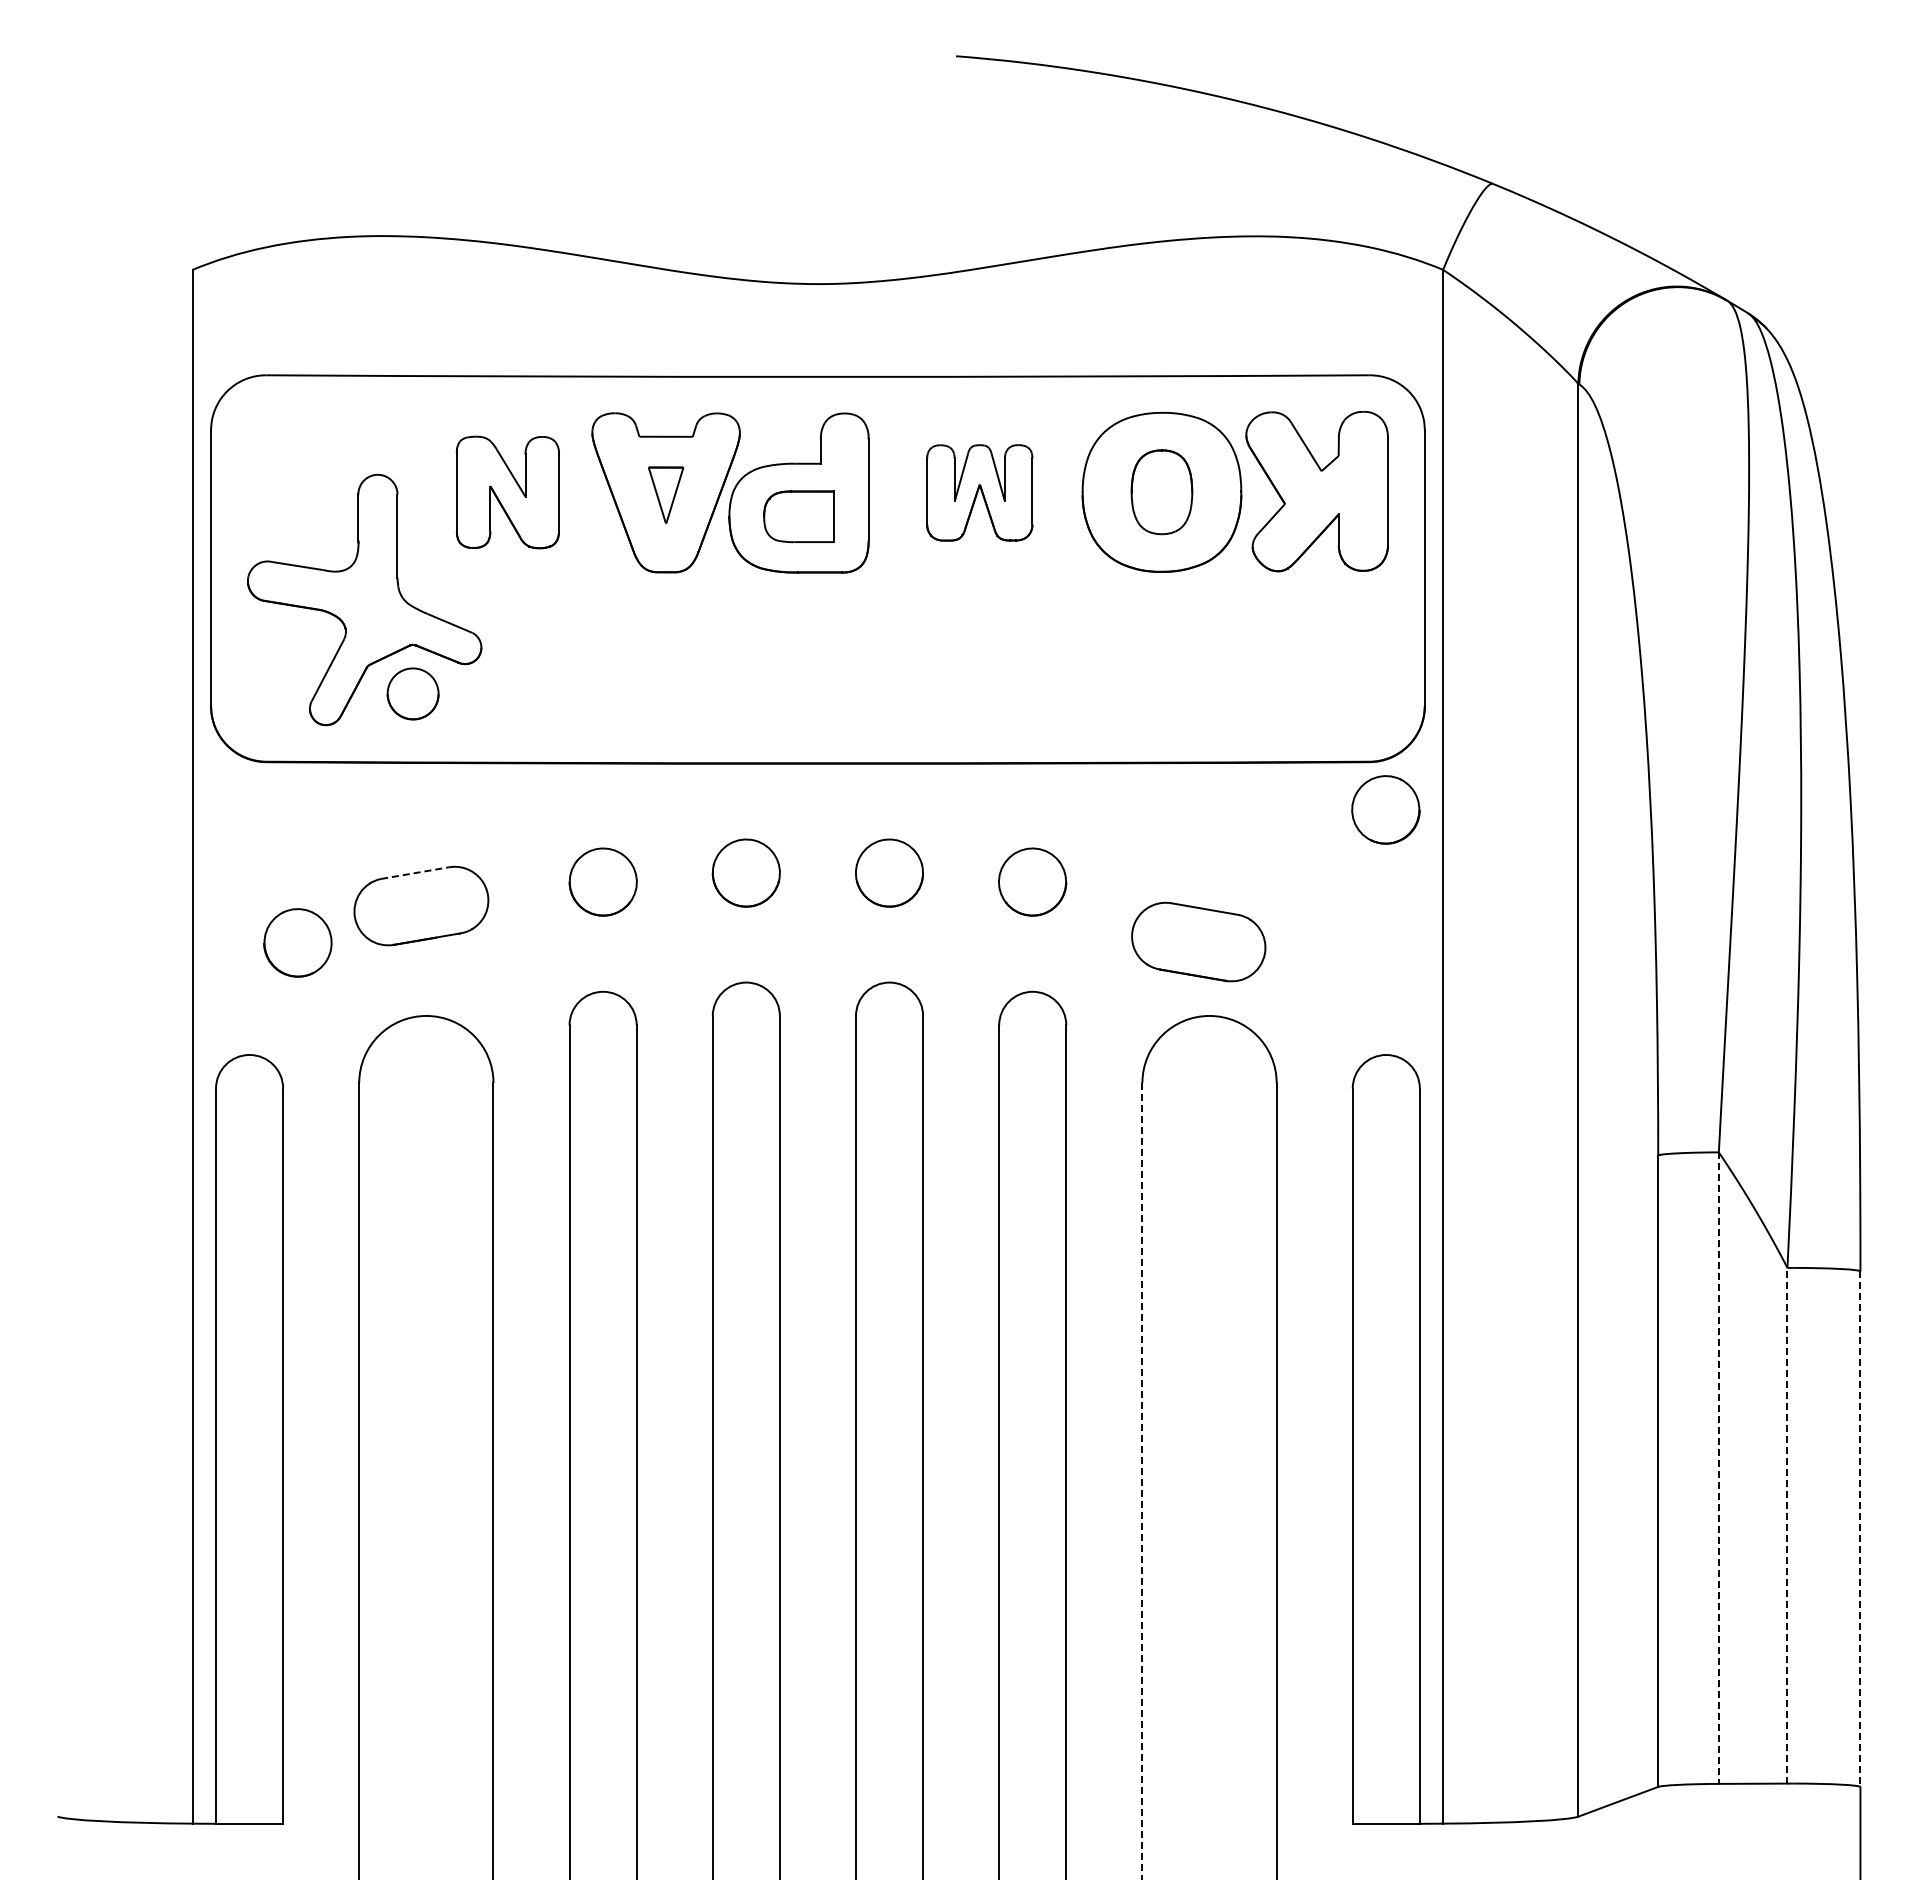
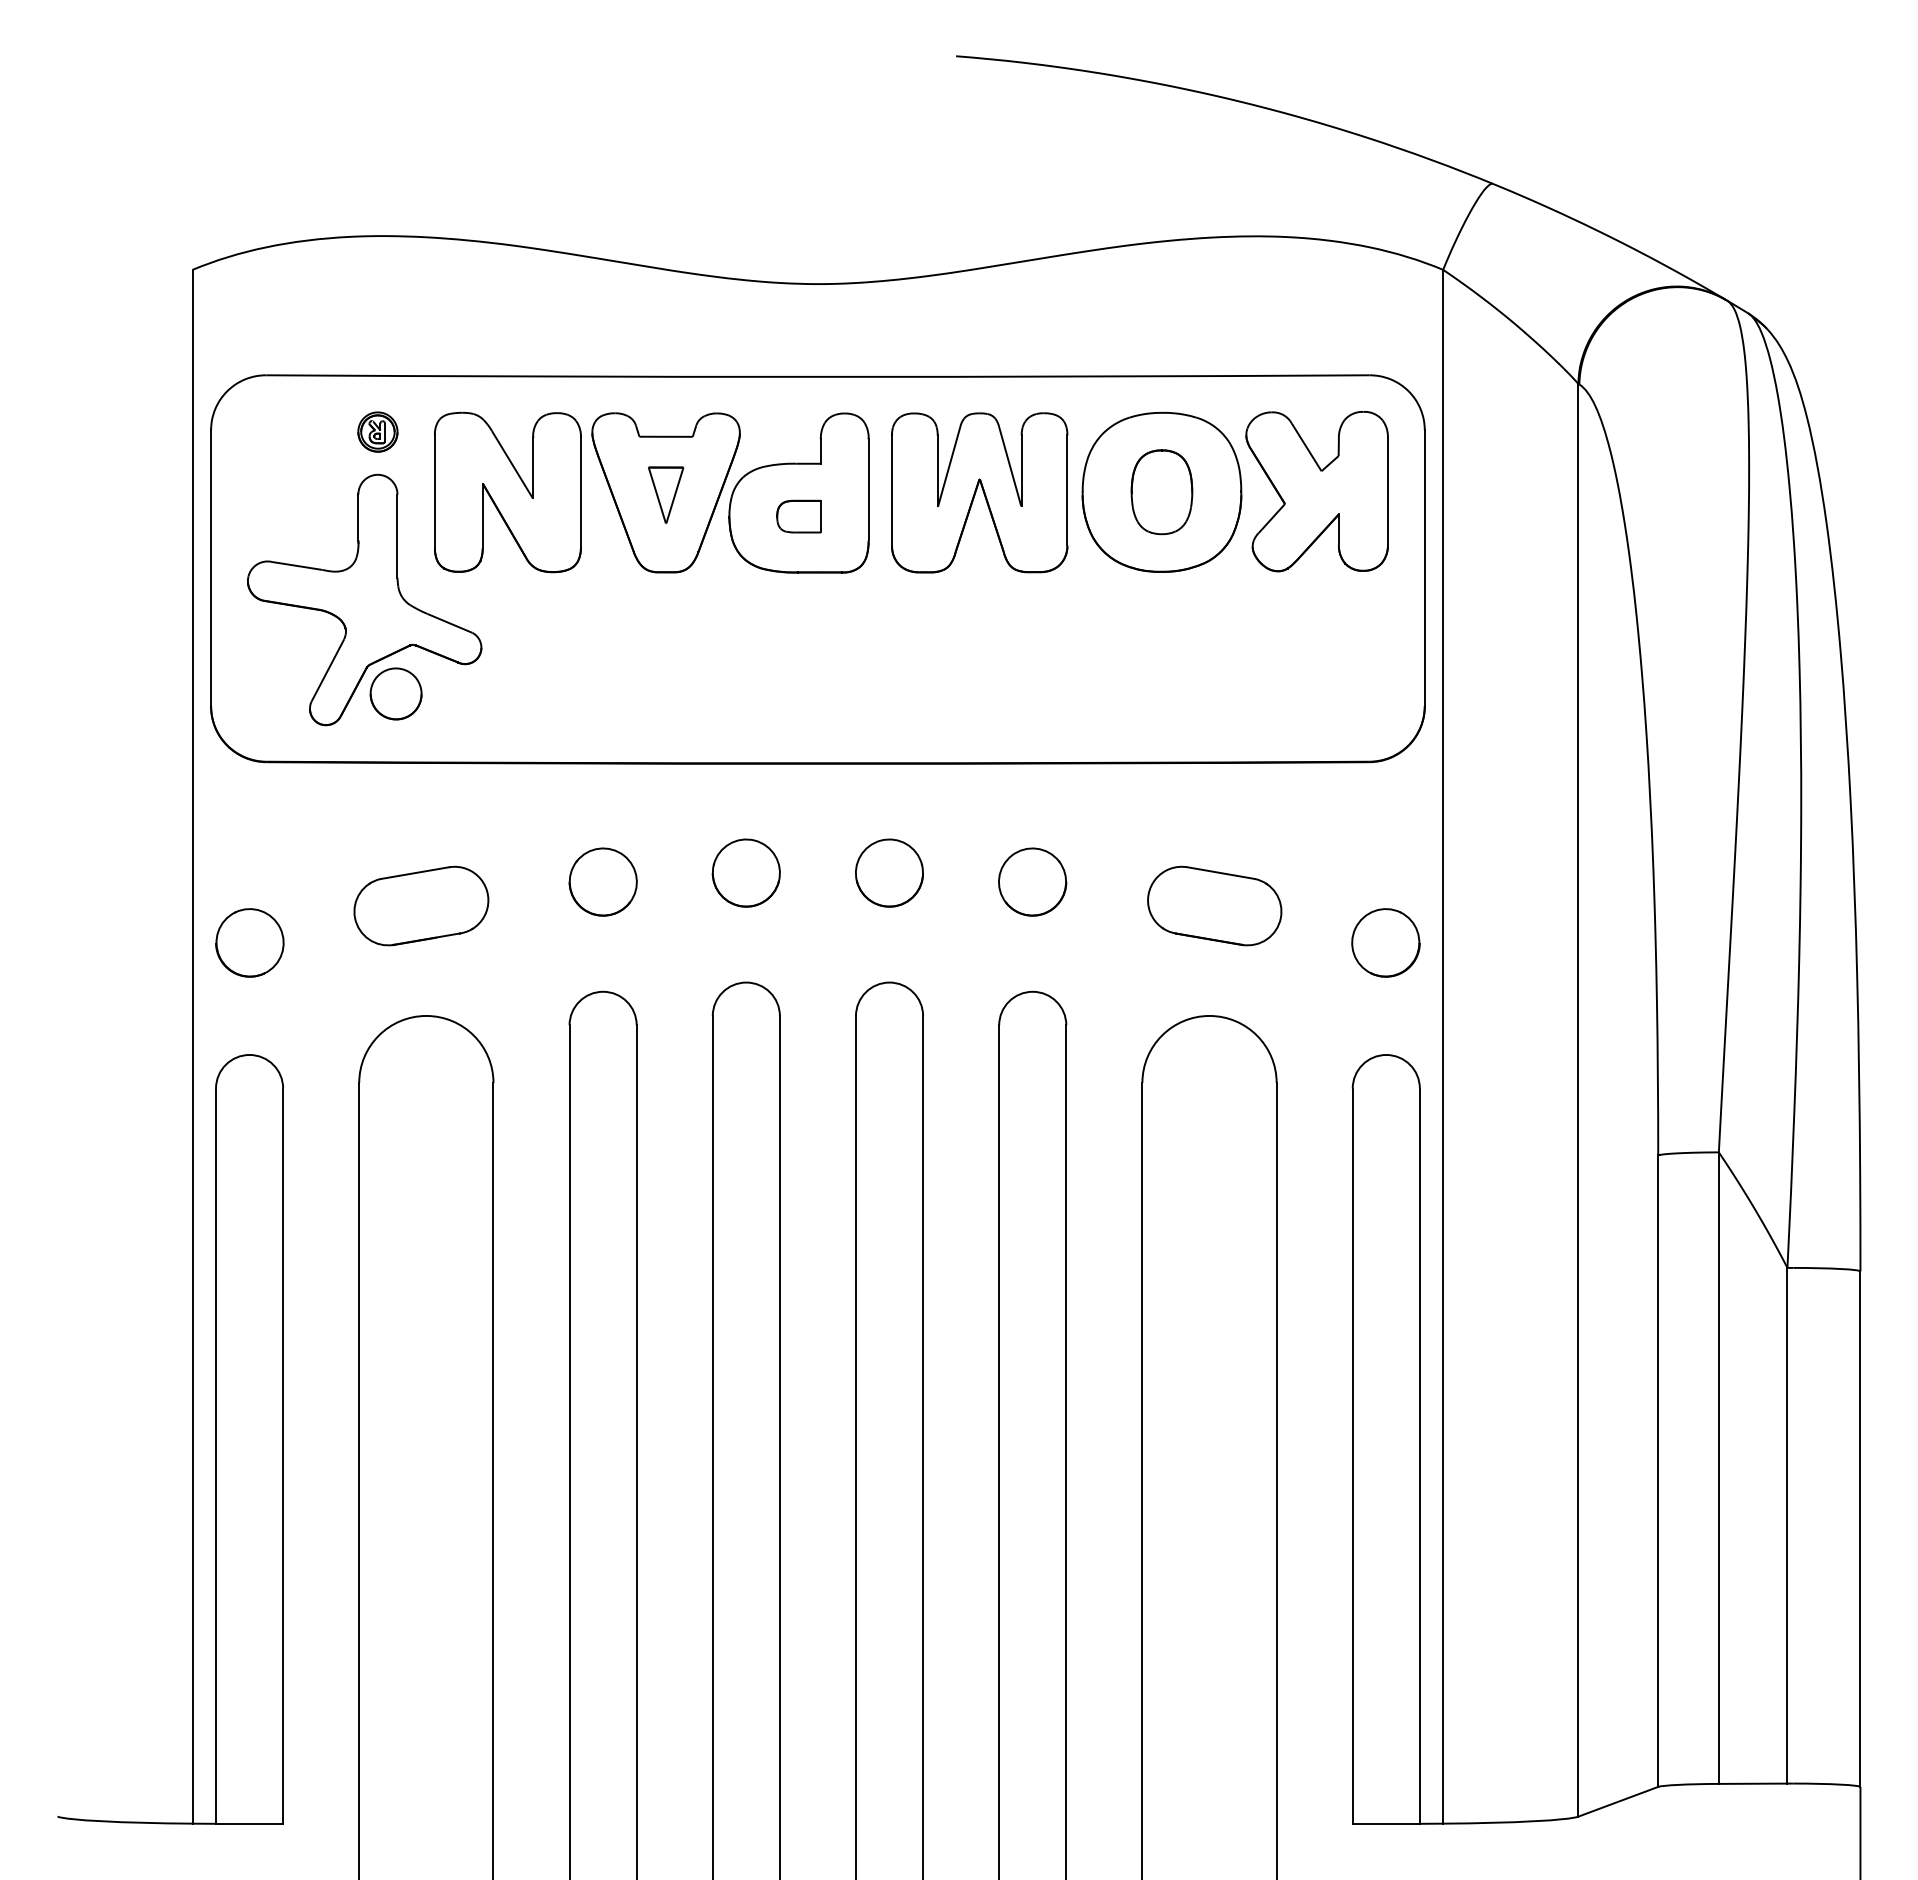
part: none -> present (377, 431)
part size: 105x115 px -> 148x163 px (507, 492)
part size: 108x98 px -> 178x162 px (979, 492)
part size: 72x54 px -> 46x35 px (798, 516)
part position: (412, 693) -> (395, 693) (395, 693)
part position: (1385, 809) -> (1385, 942) (1385, 942)
line: dashed -> solid (415, 873)
part position: (1198, 941) -> (1214, 905) (1214, 905)
part position: (297, 942) -> (249, 942) (249, 942)
line: dashed -> solid (1718, 1468)
line: dashed -> solid (1142, 1481)
line: dashed -> solid (1787, 1525)
line: dashed -> solid (1860, 1529)
